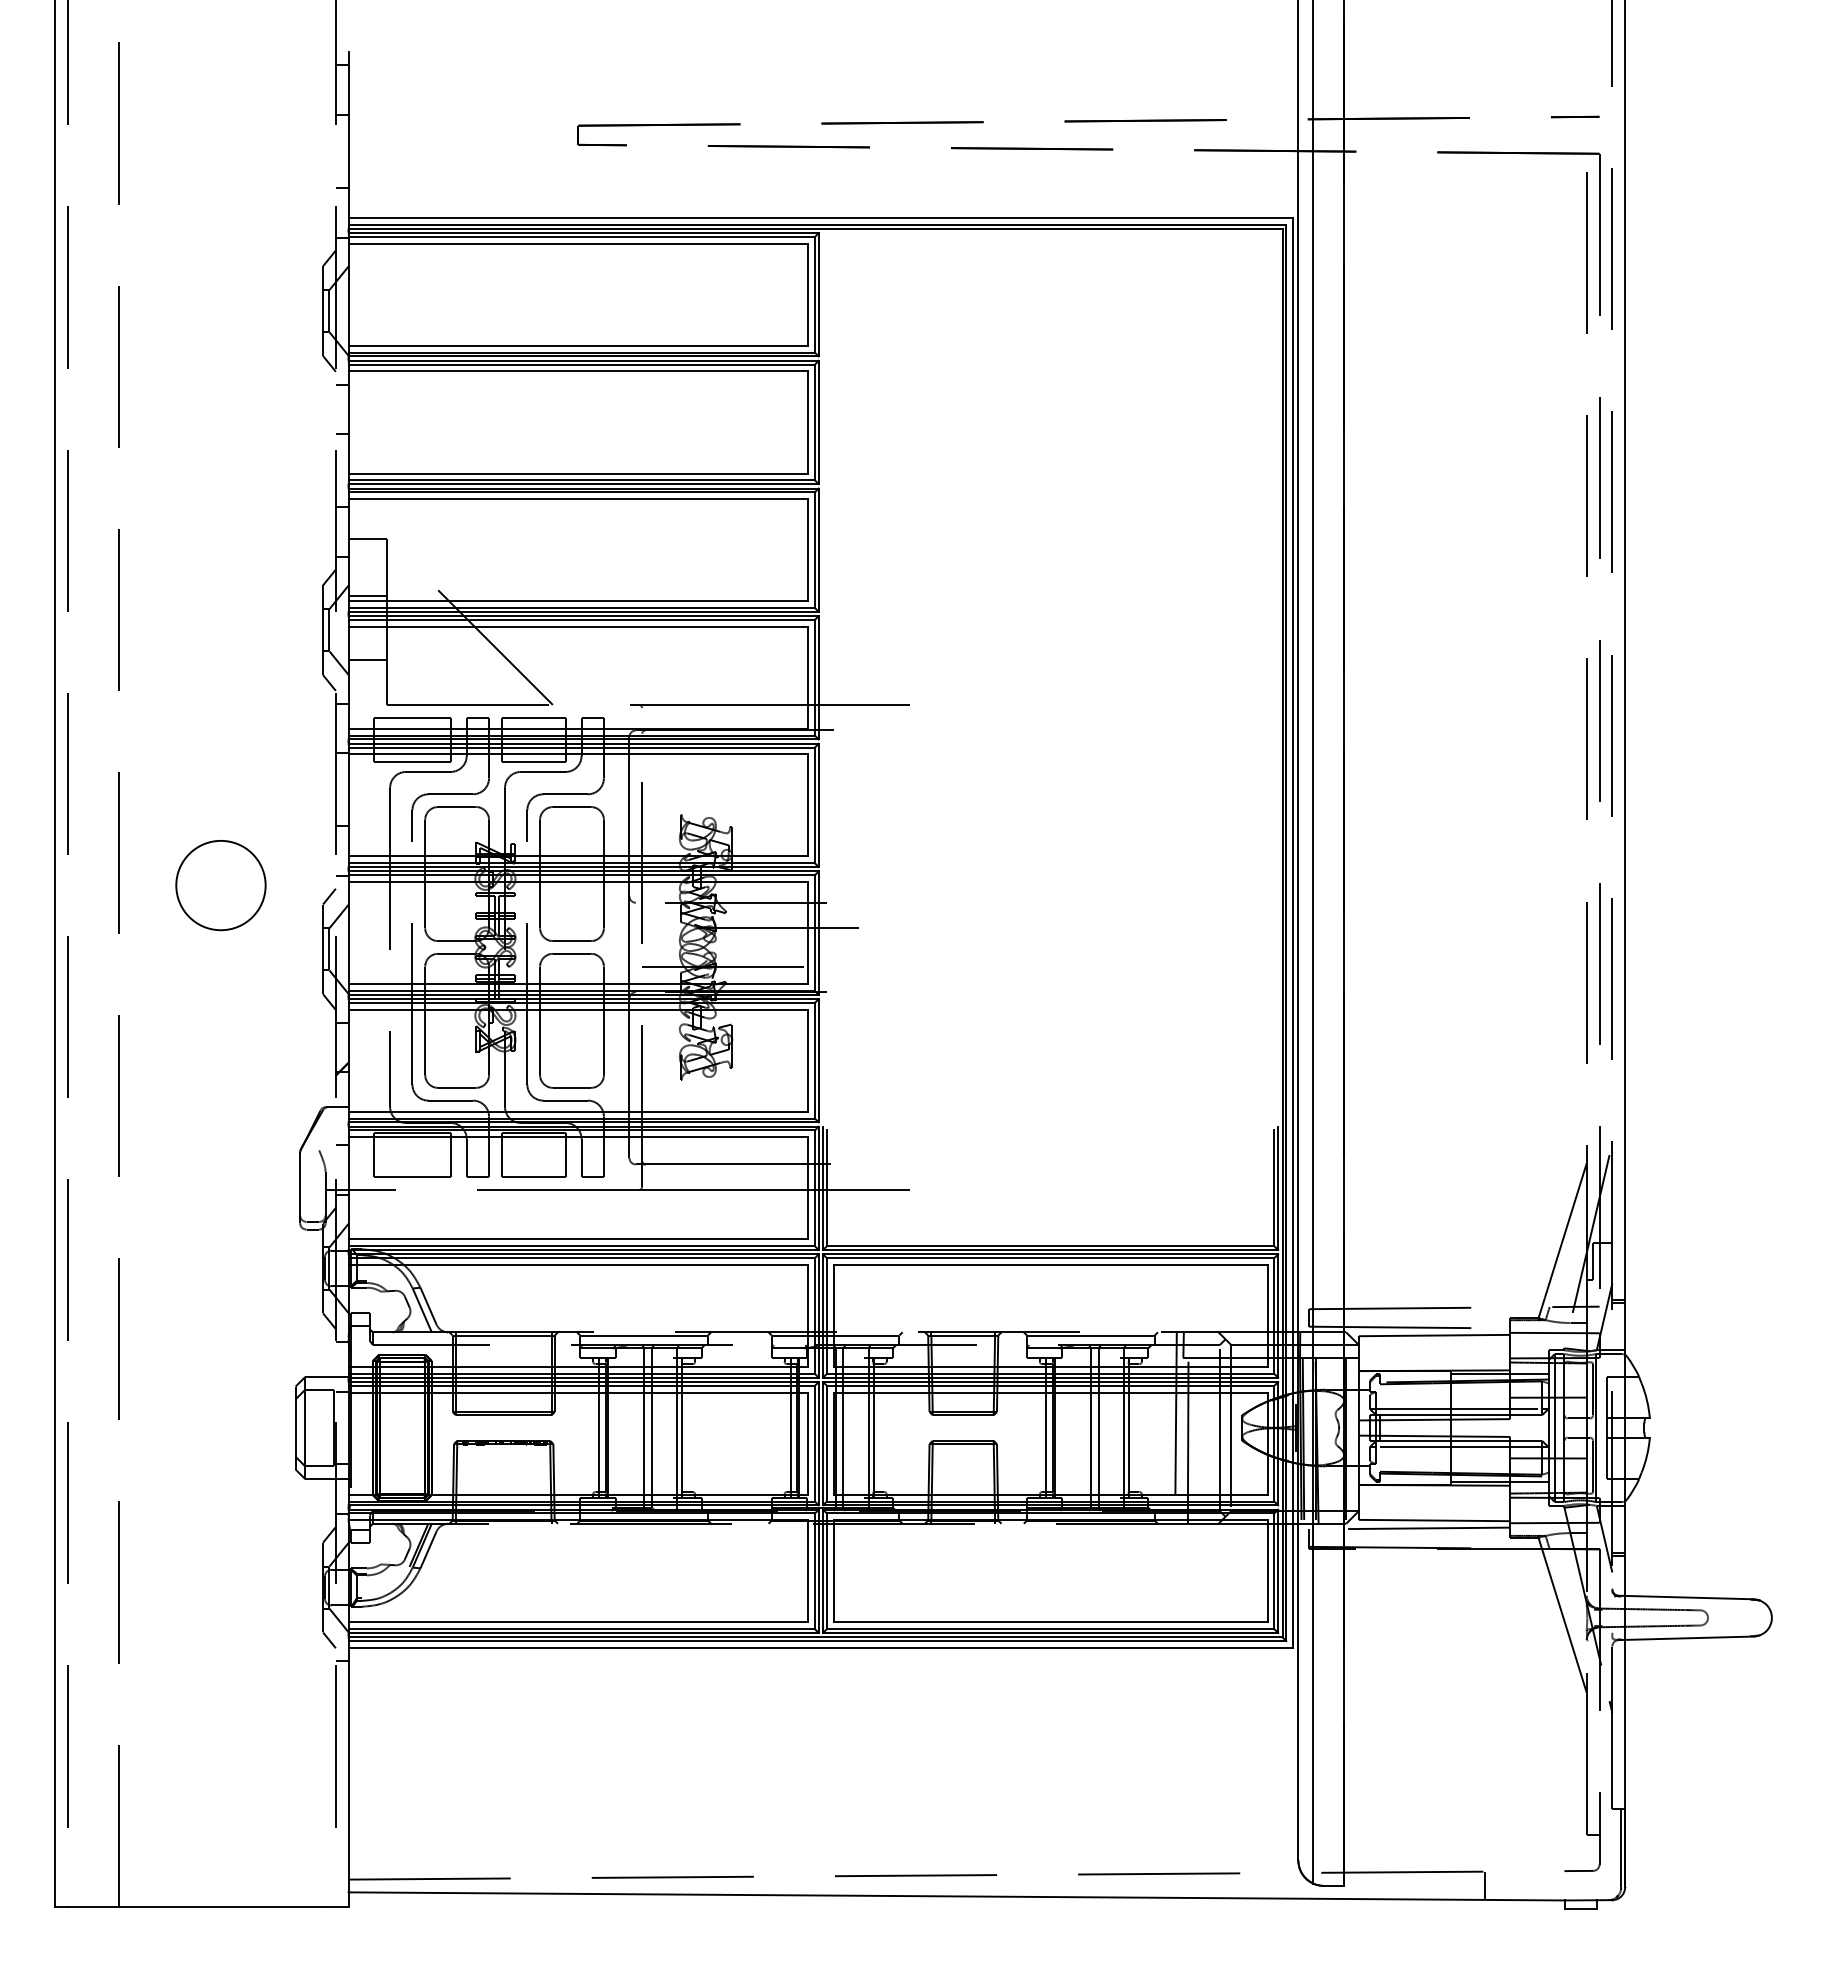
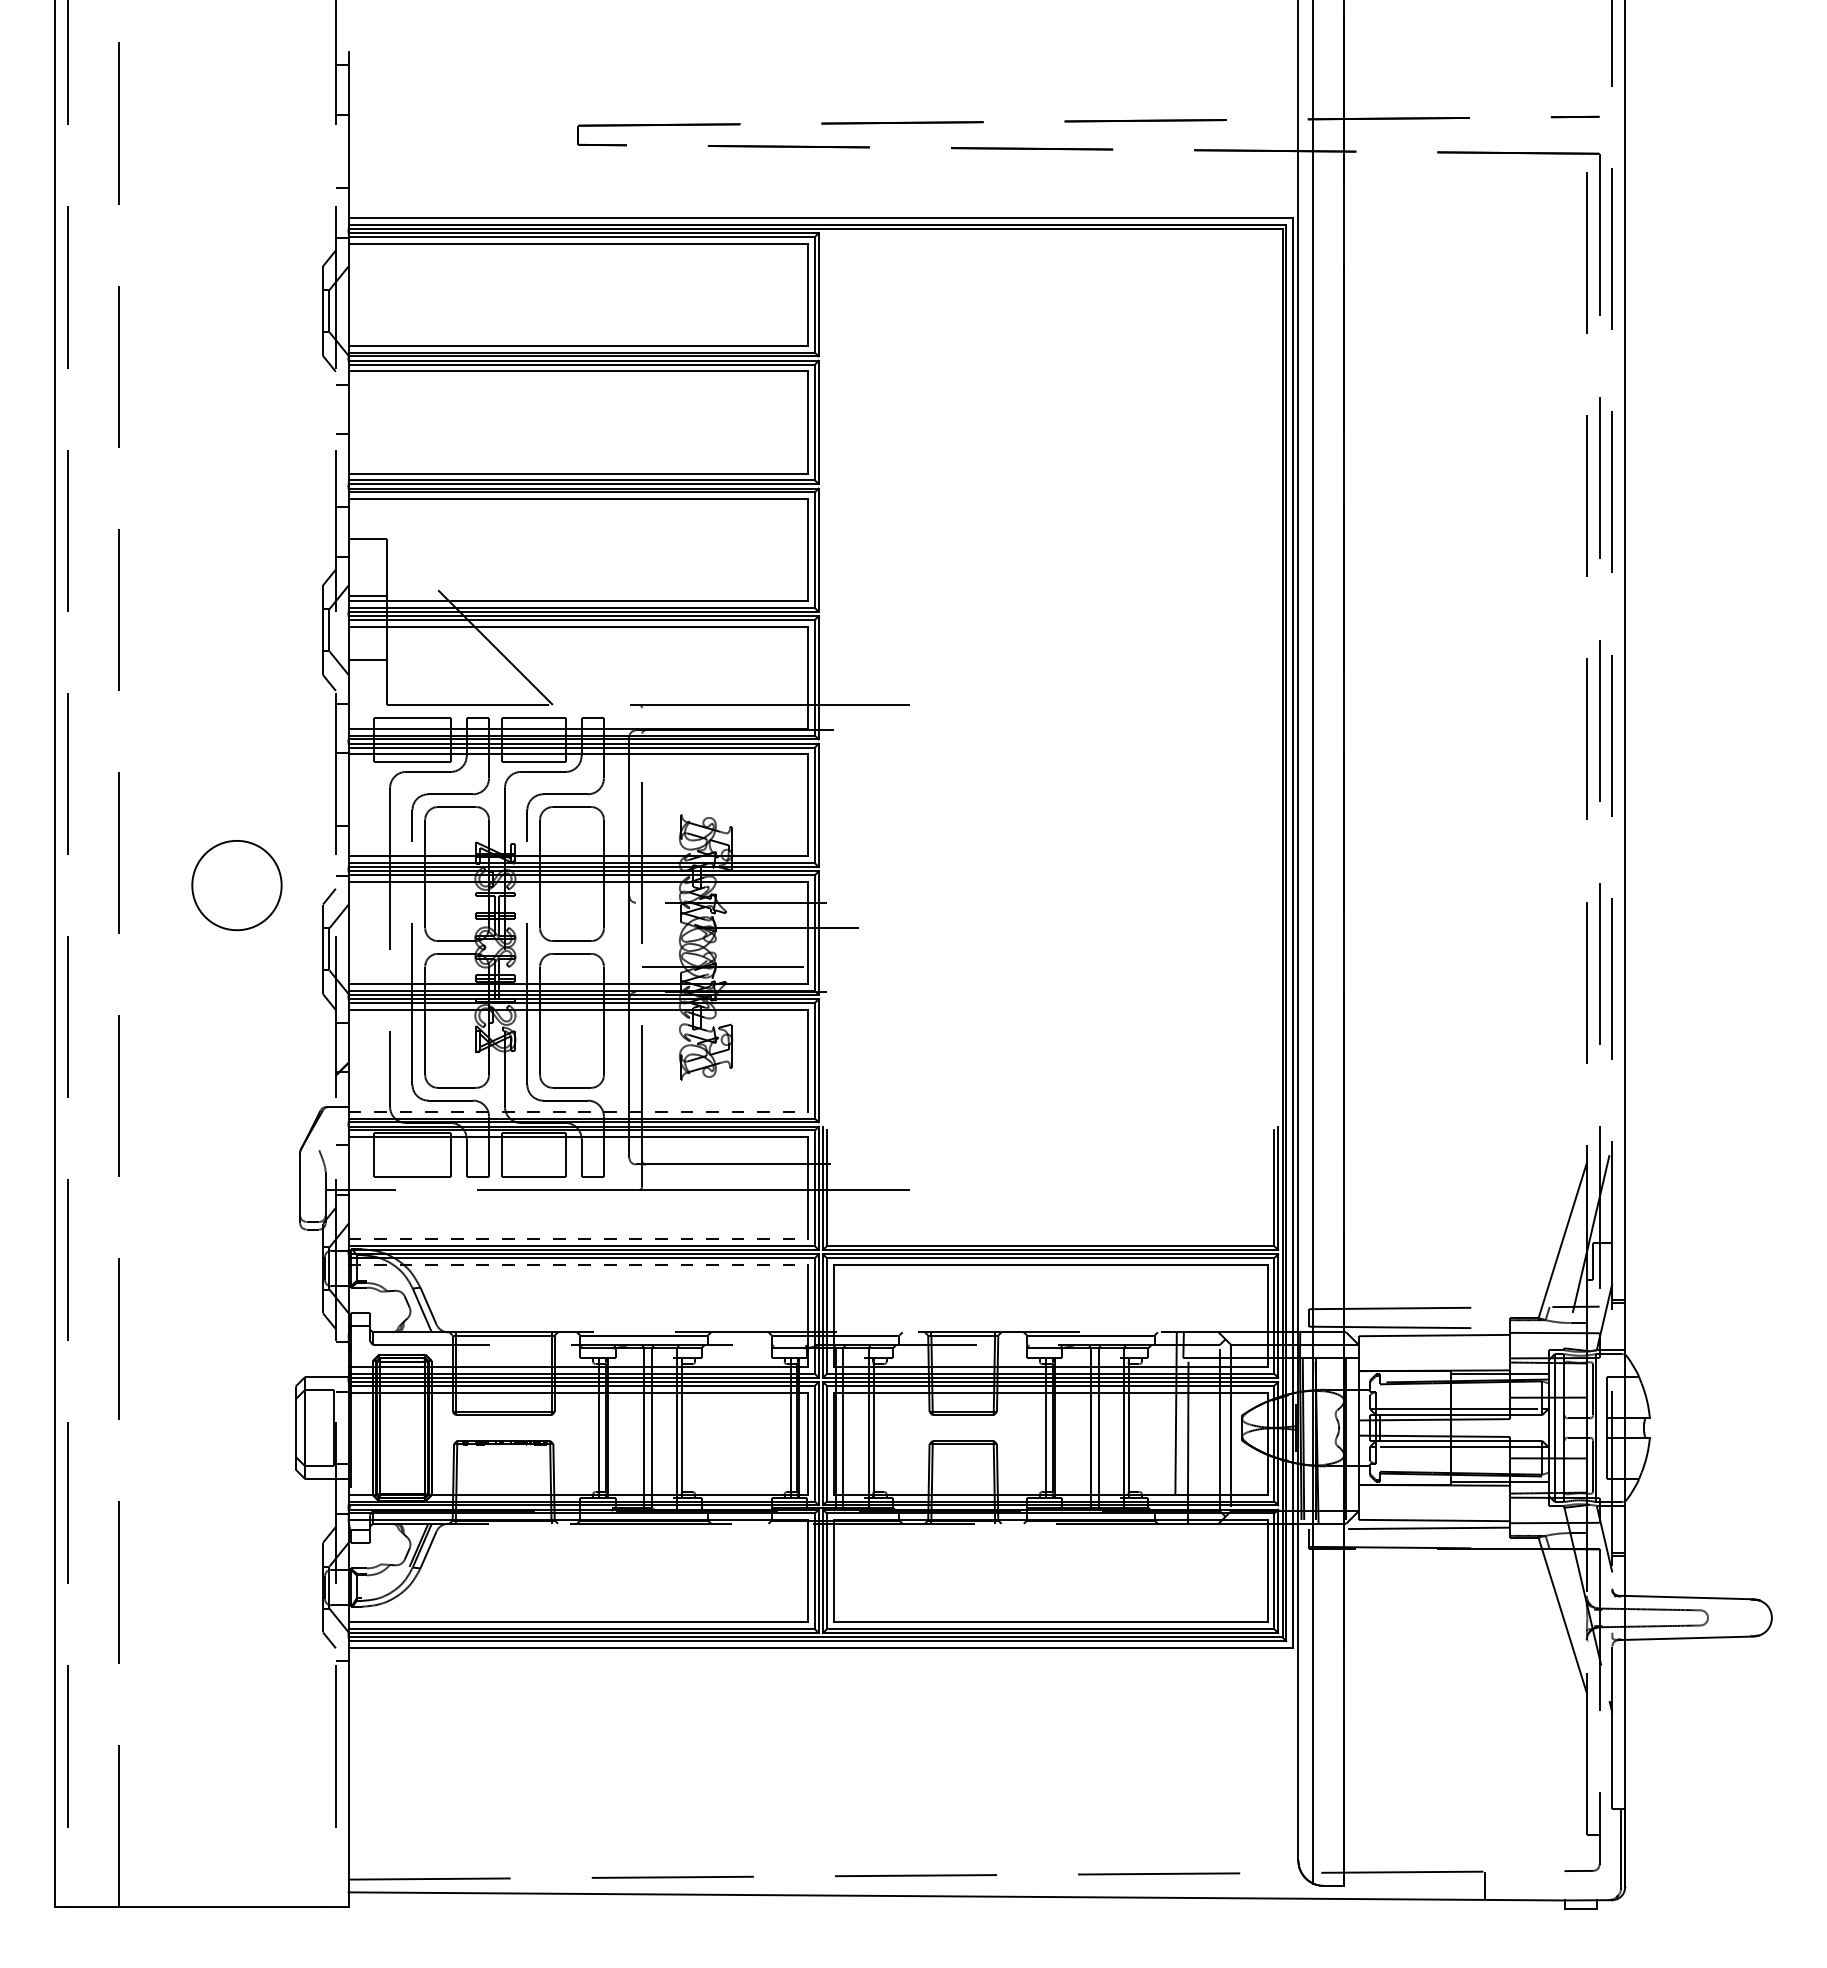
circle position: (220, 885) -> (236, 885) (236, 885)
line: solid -> dashed (578, 1111)
line: solid -> dashed (578, 1239)
line: solid -> dashed (578, 1264)
